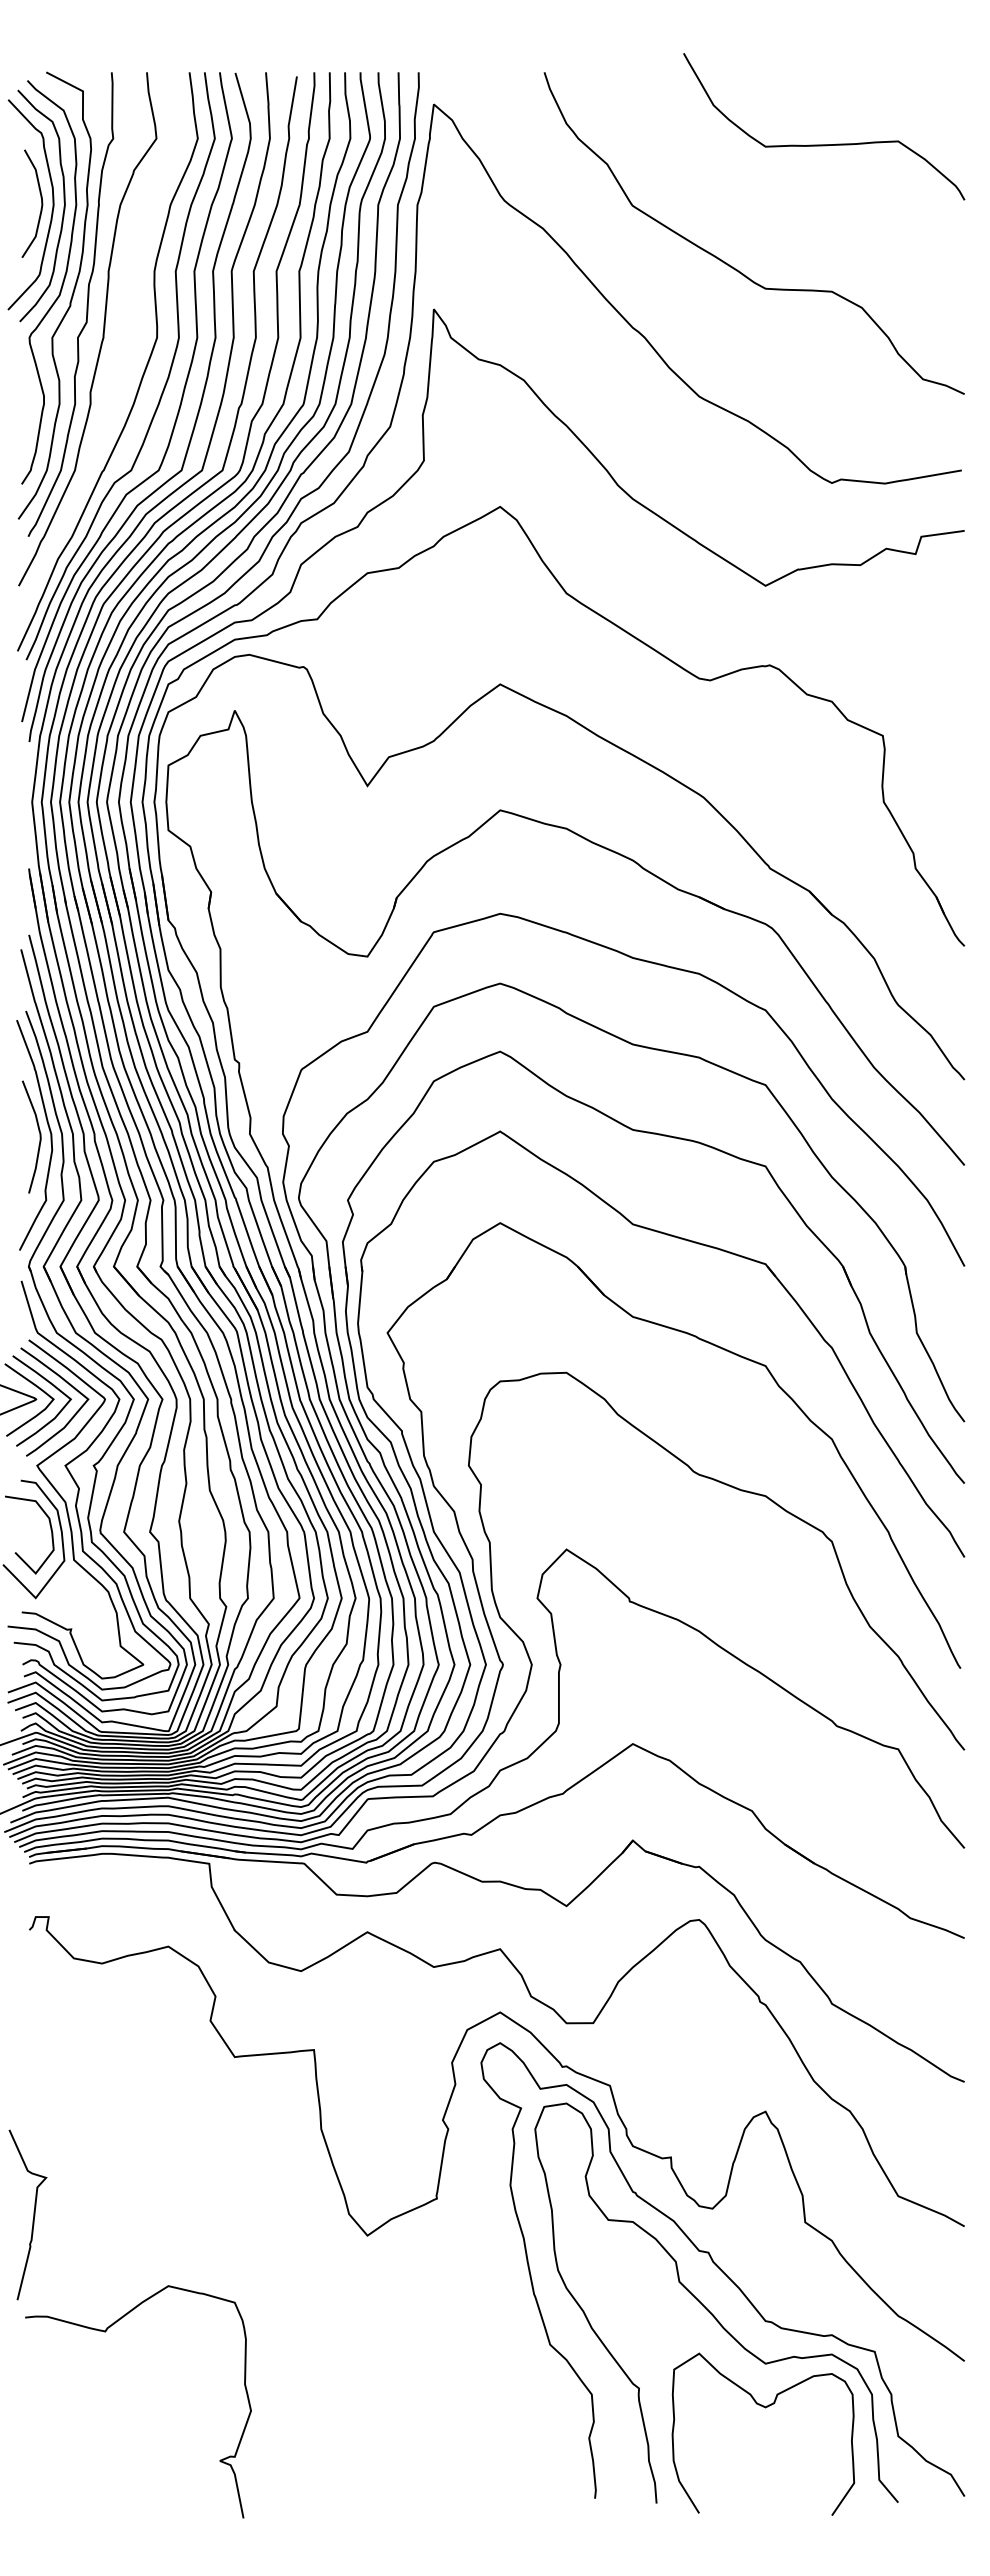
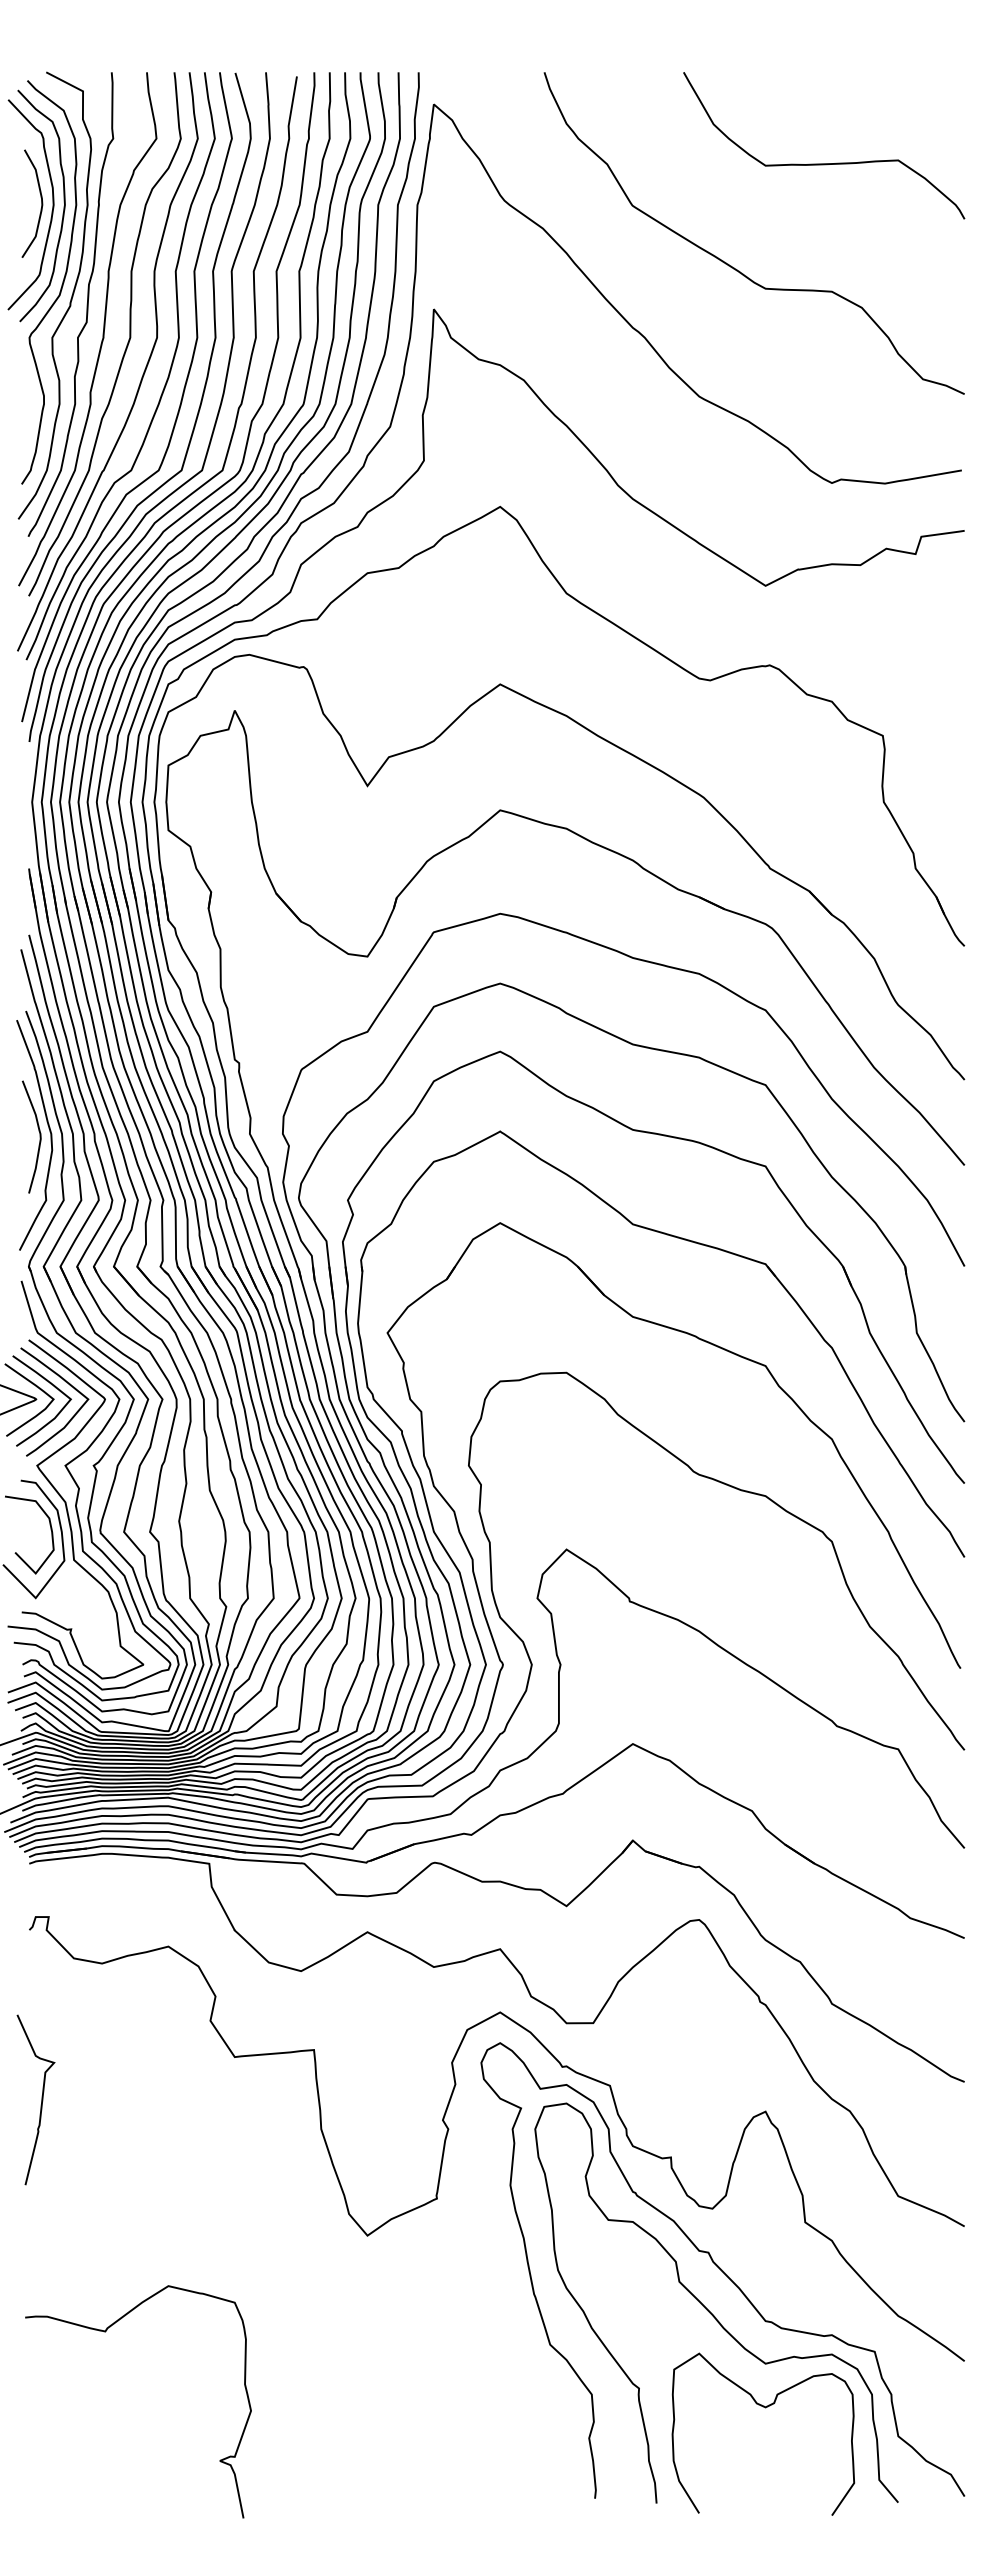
curve position: (824, 144) -> (824, 163) (824, 163)
curve: none -> present (127, 342)
curve position: (33, 2214) -> (41, 2099) (41, 2099)
